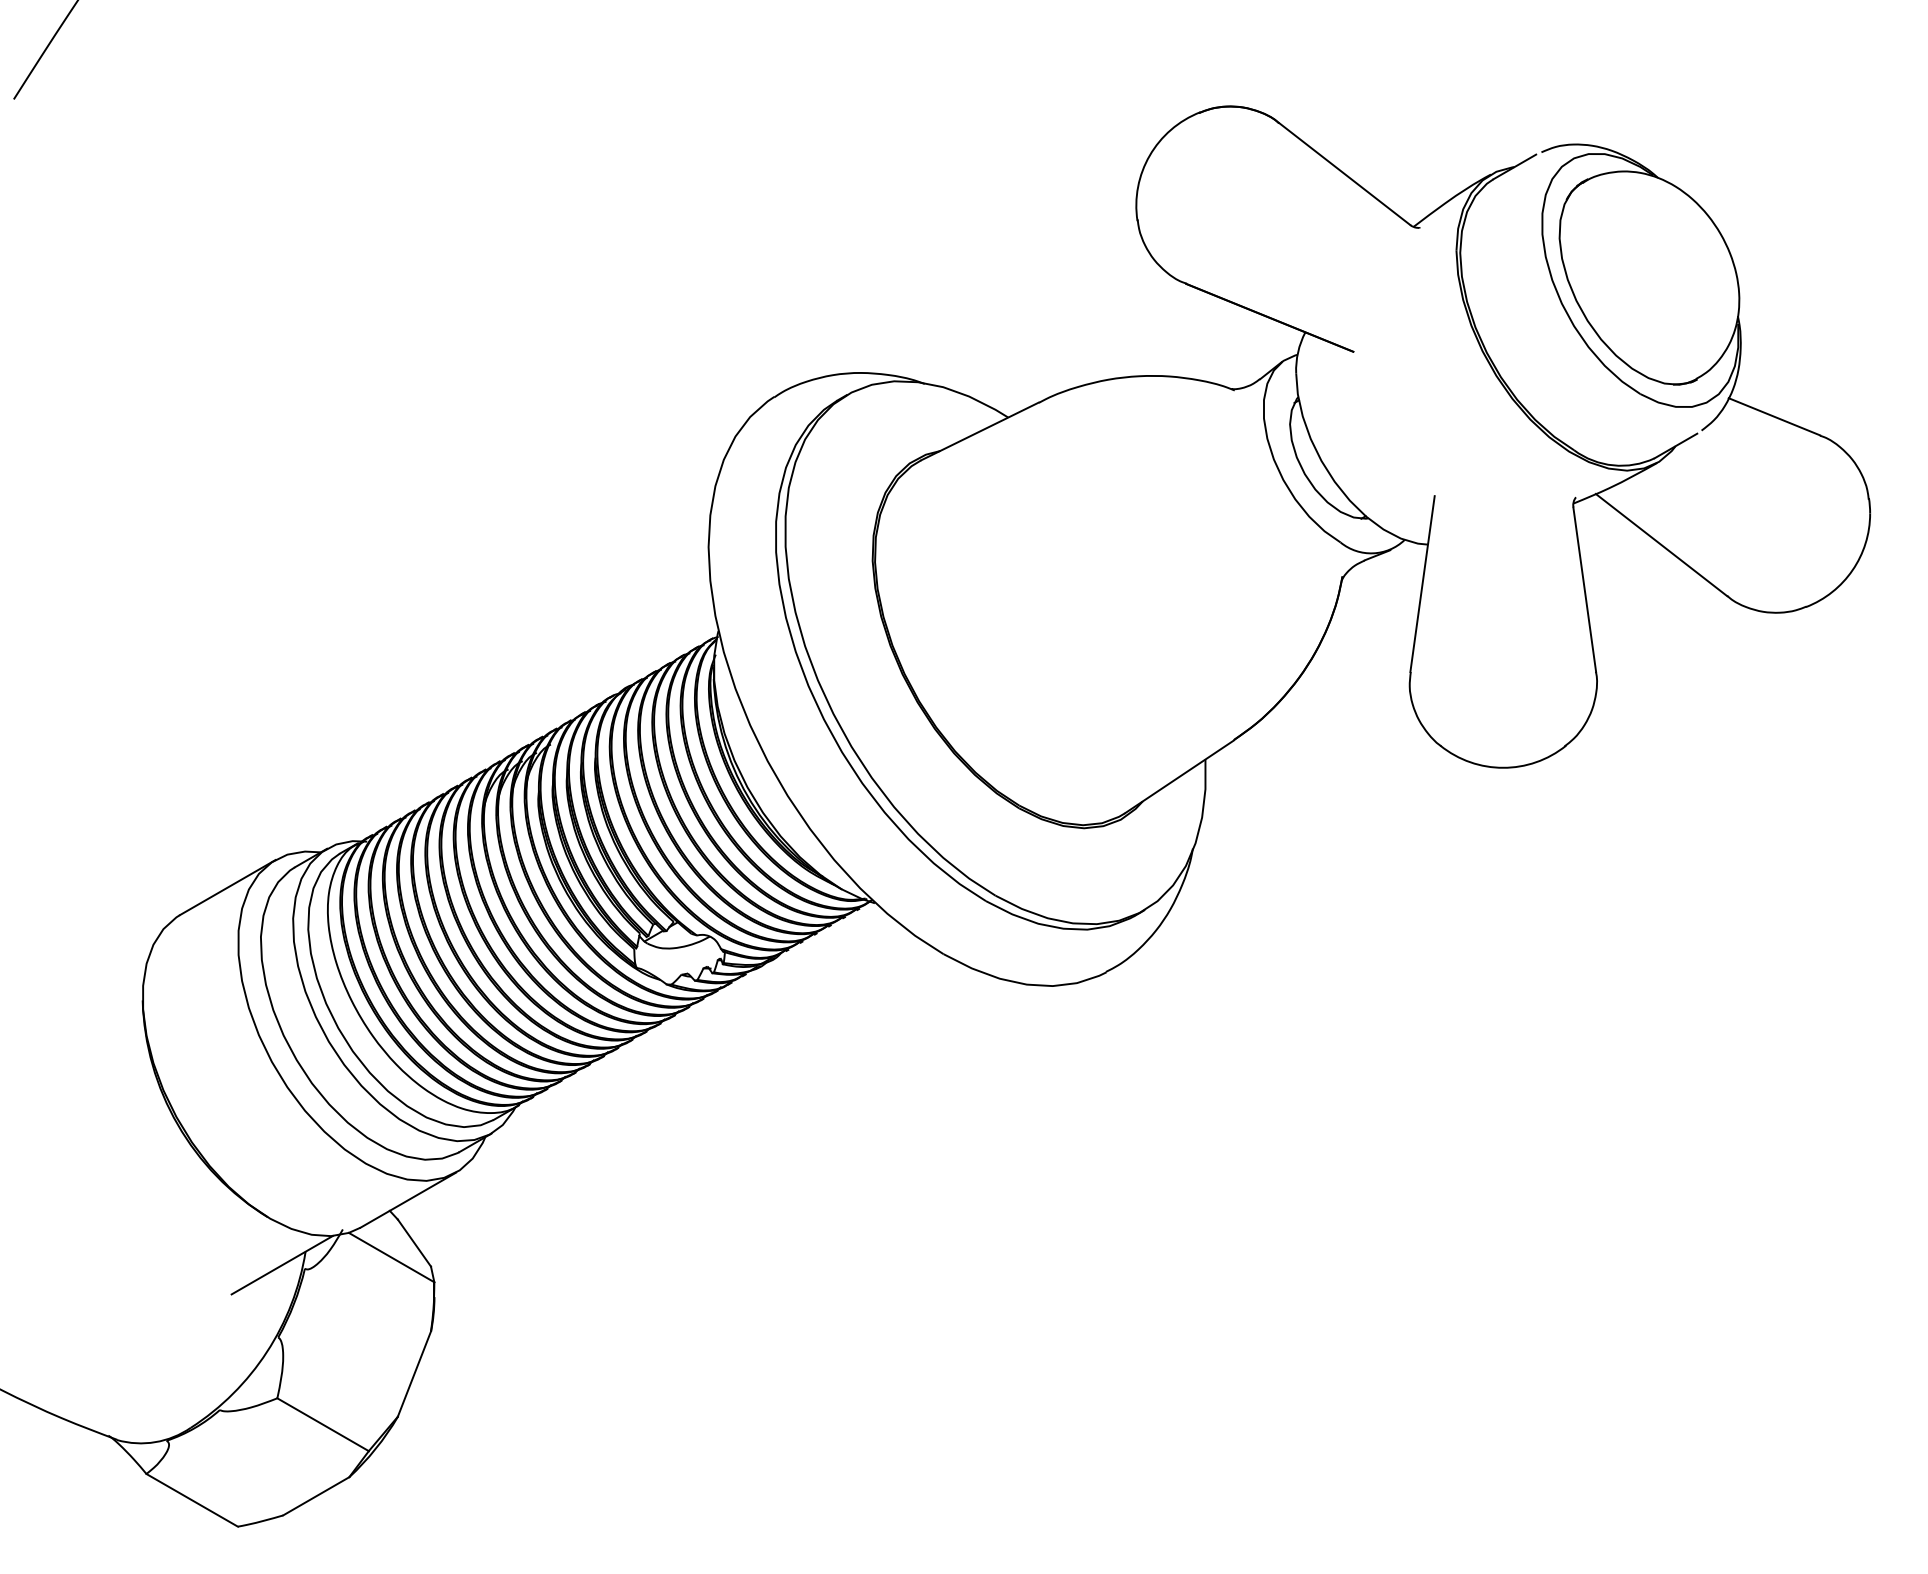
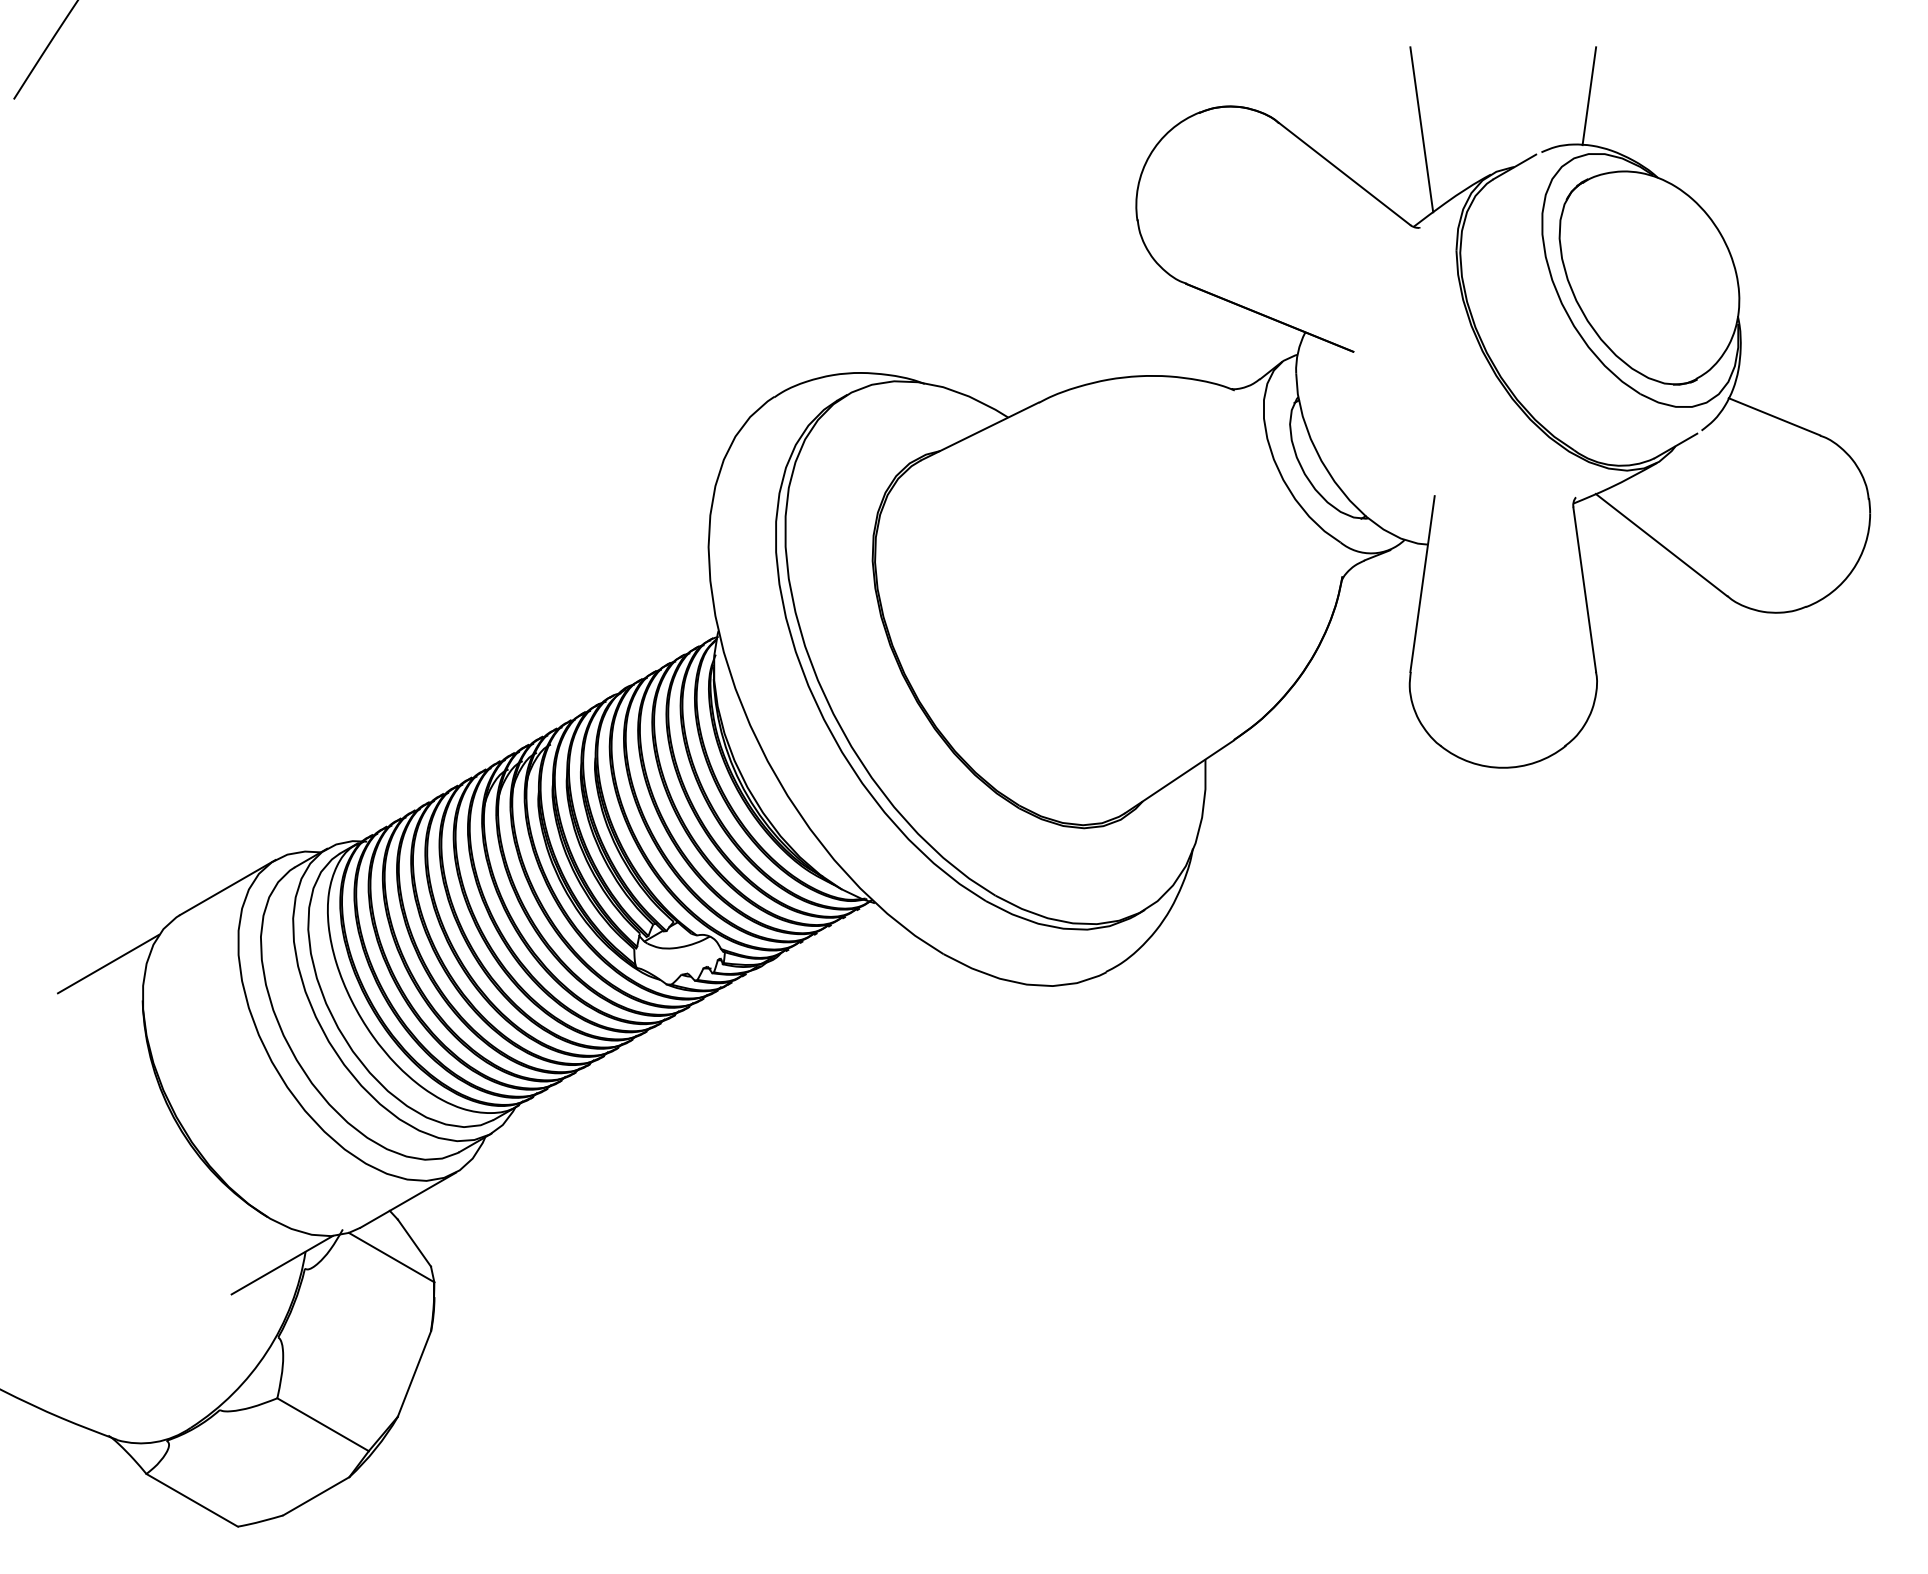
line: none -> present (1589, 96)
line: none -> present (1421, 129)
line: none -> present (108, 963)
